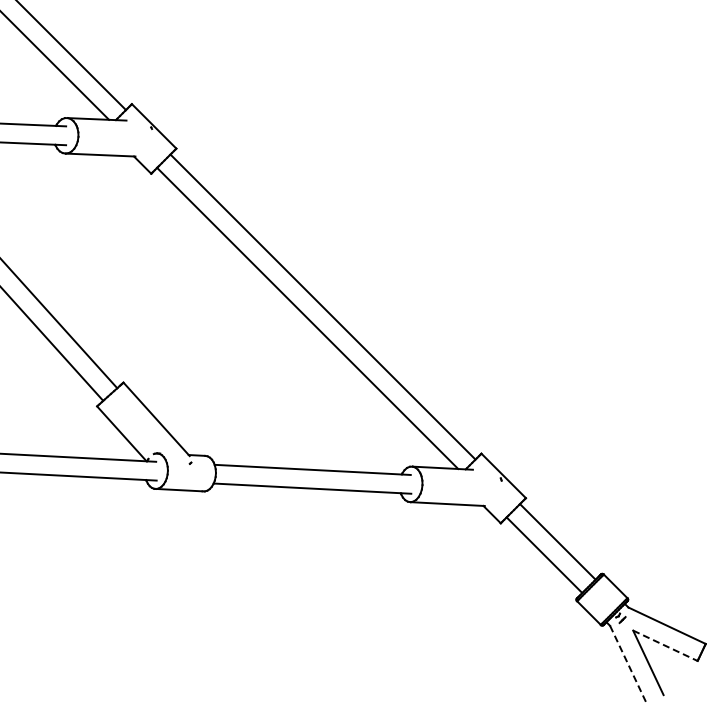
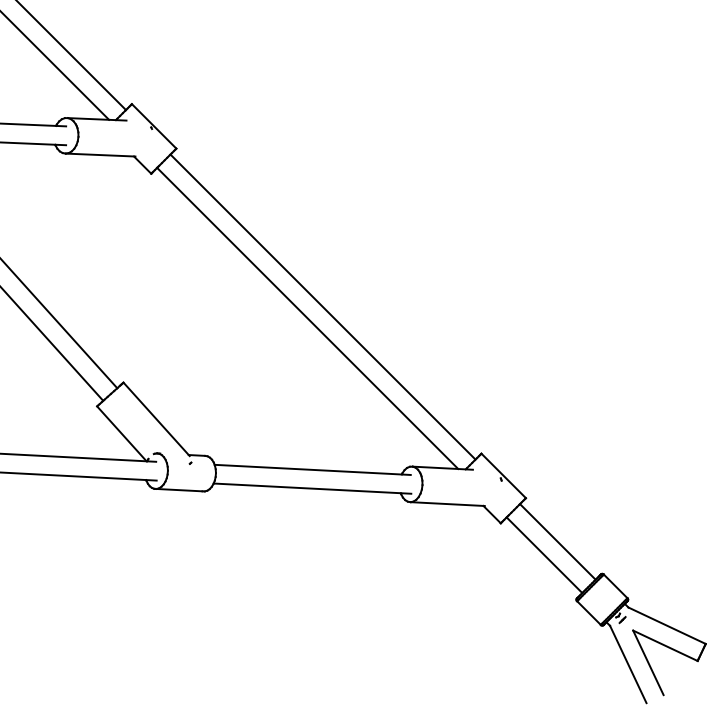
line: dashed -> solid (665, 645)
line: dashed -> solid (628, 664)
